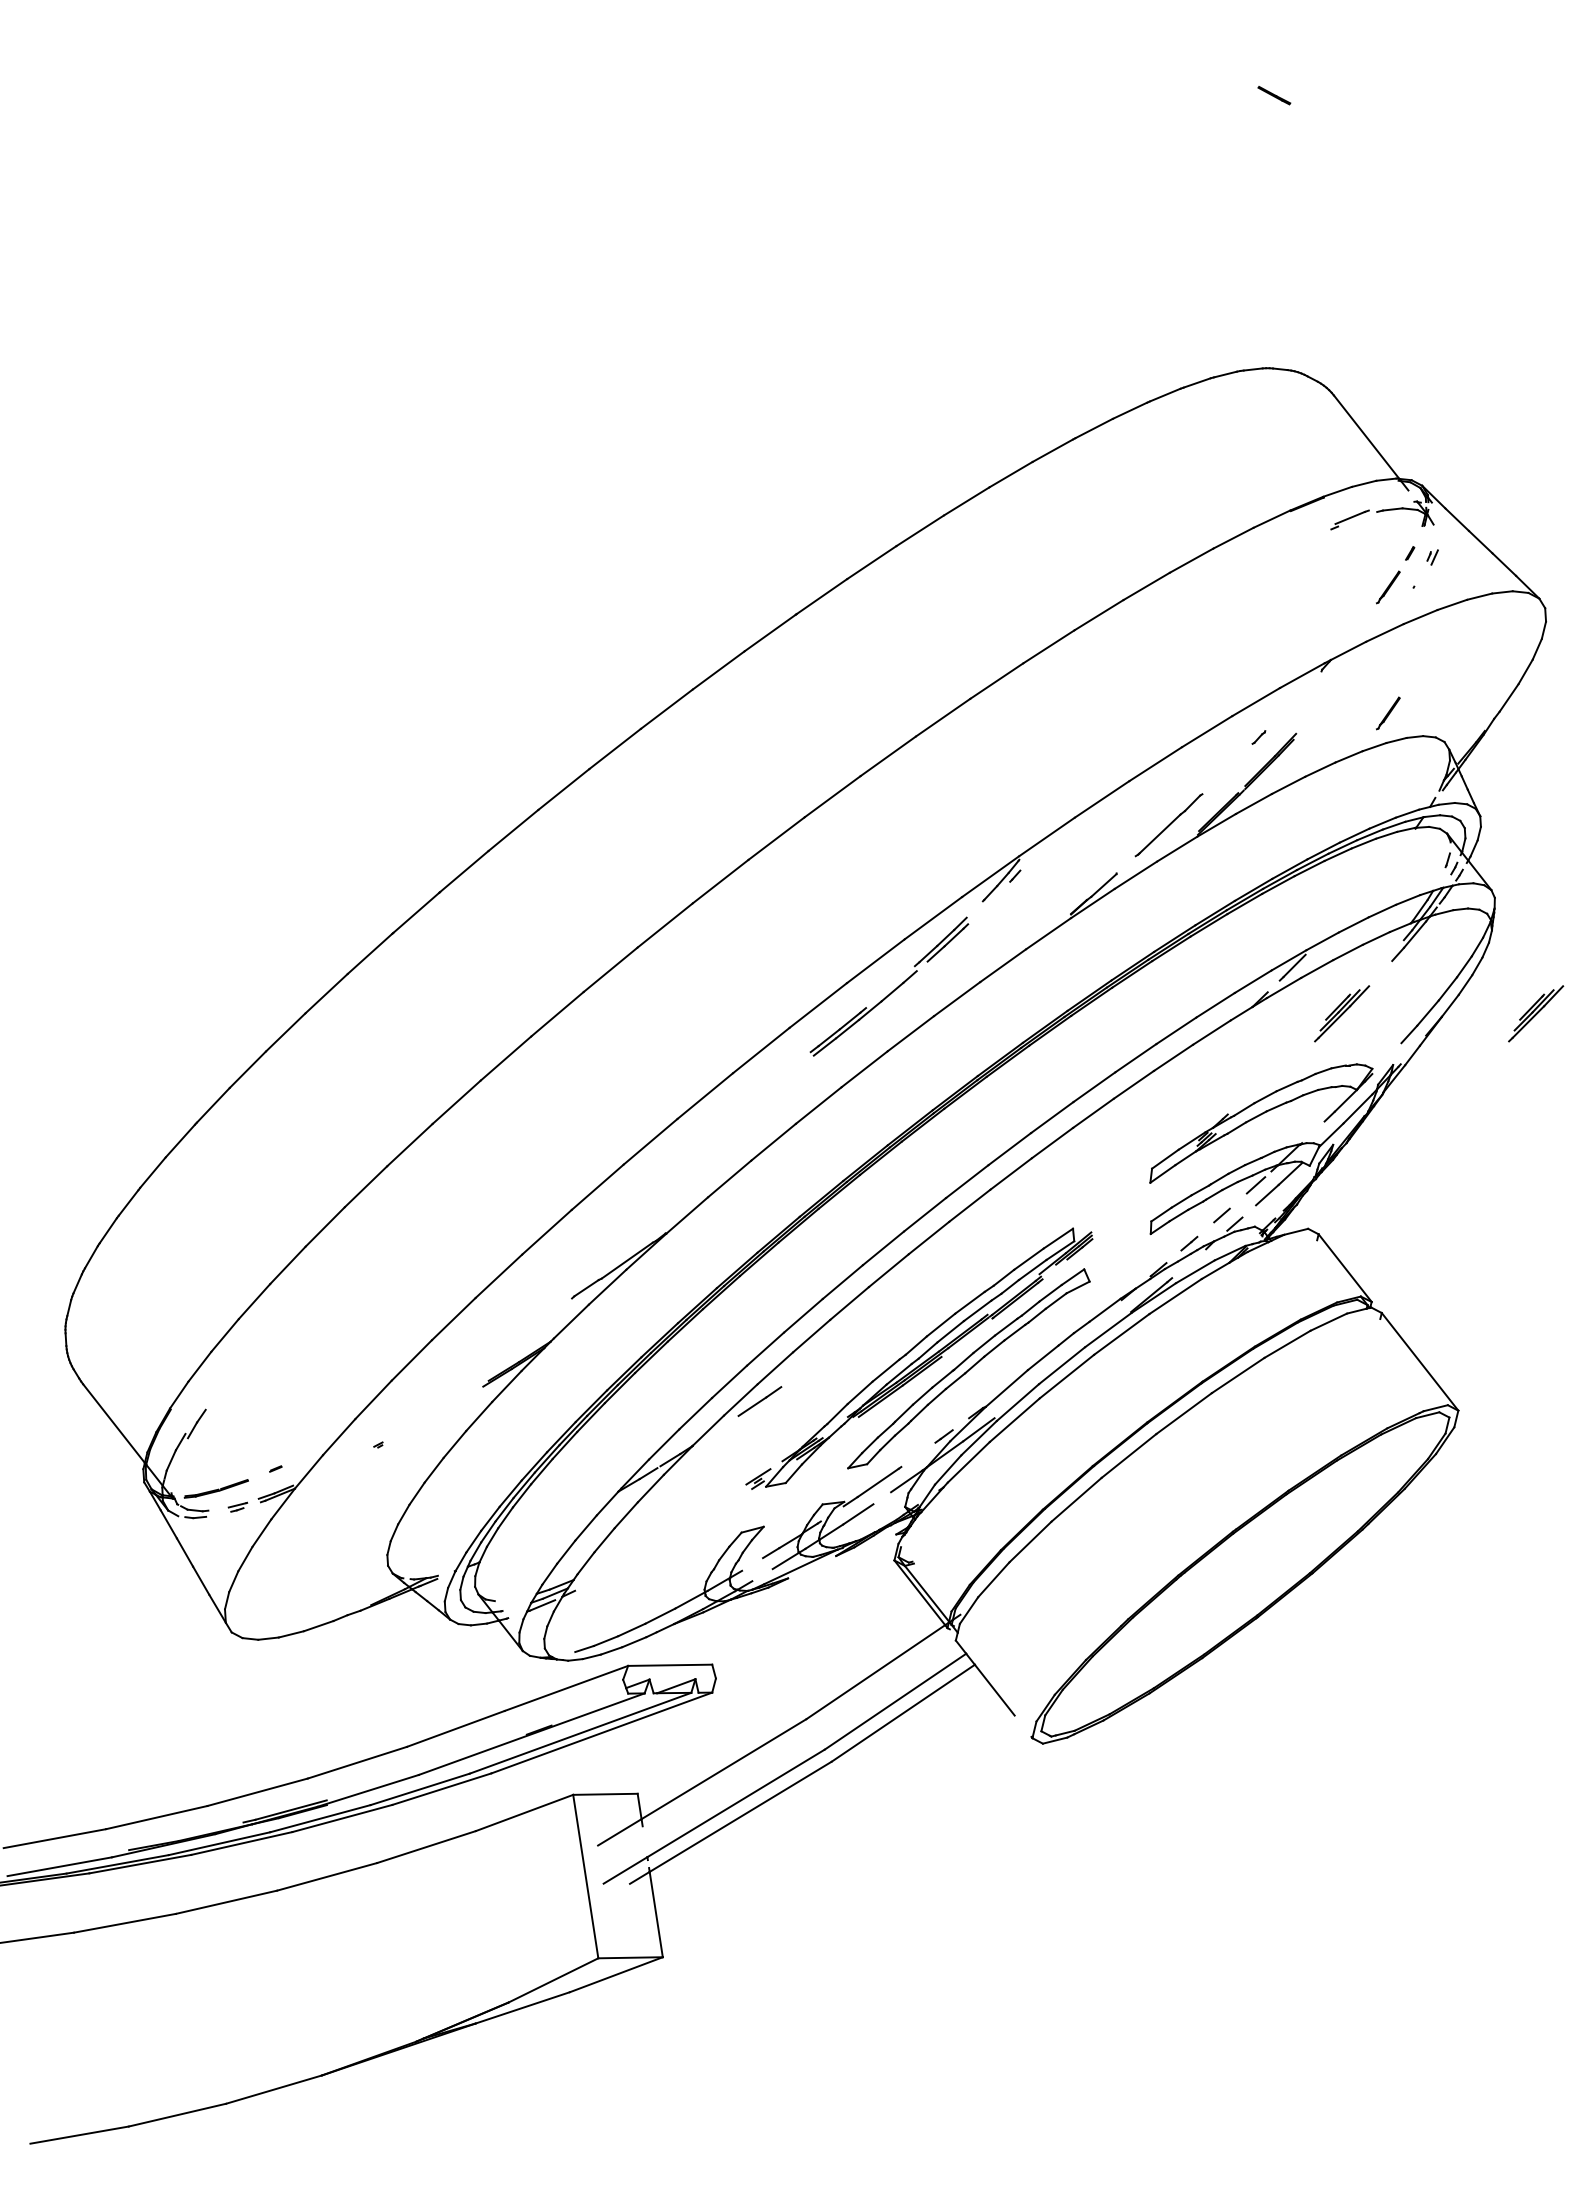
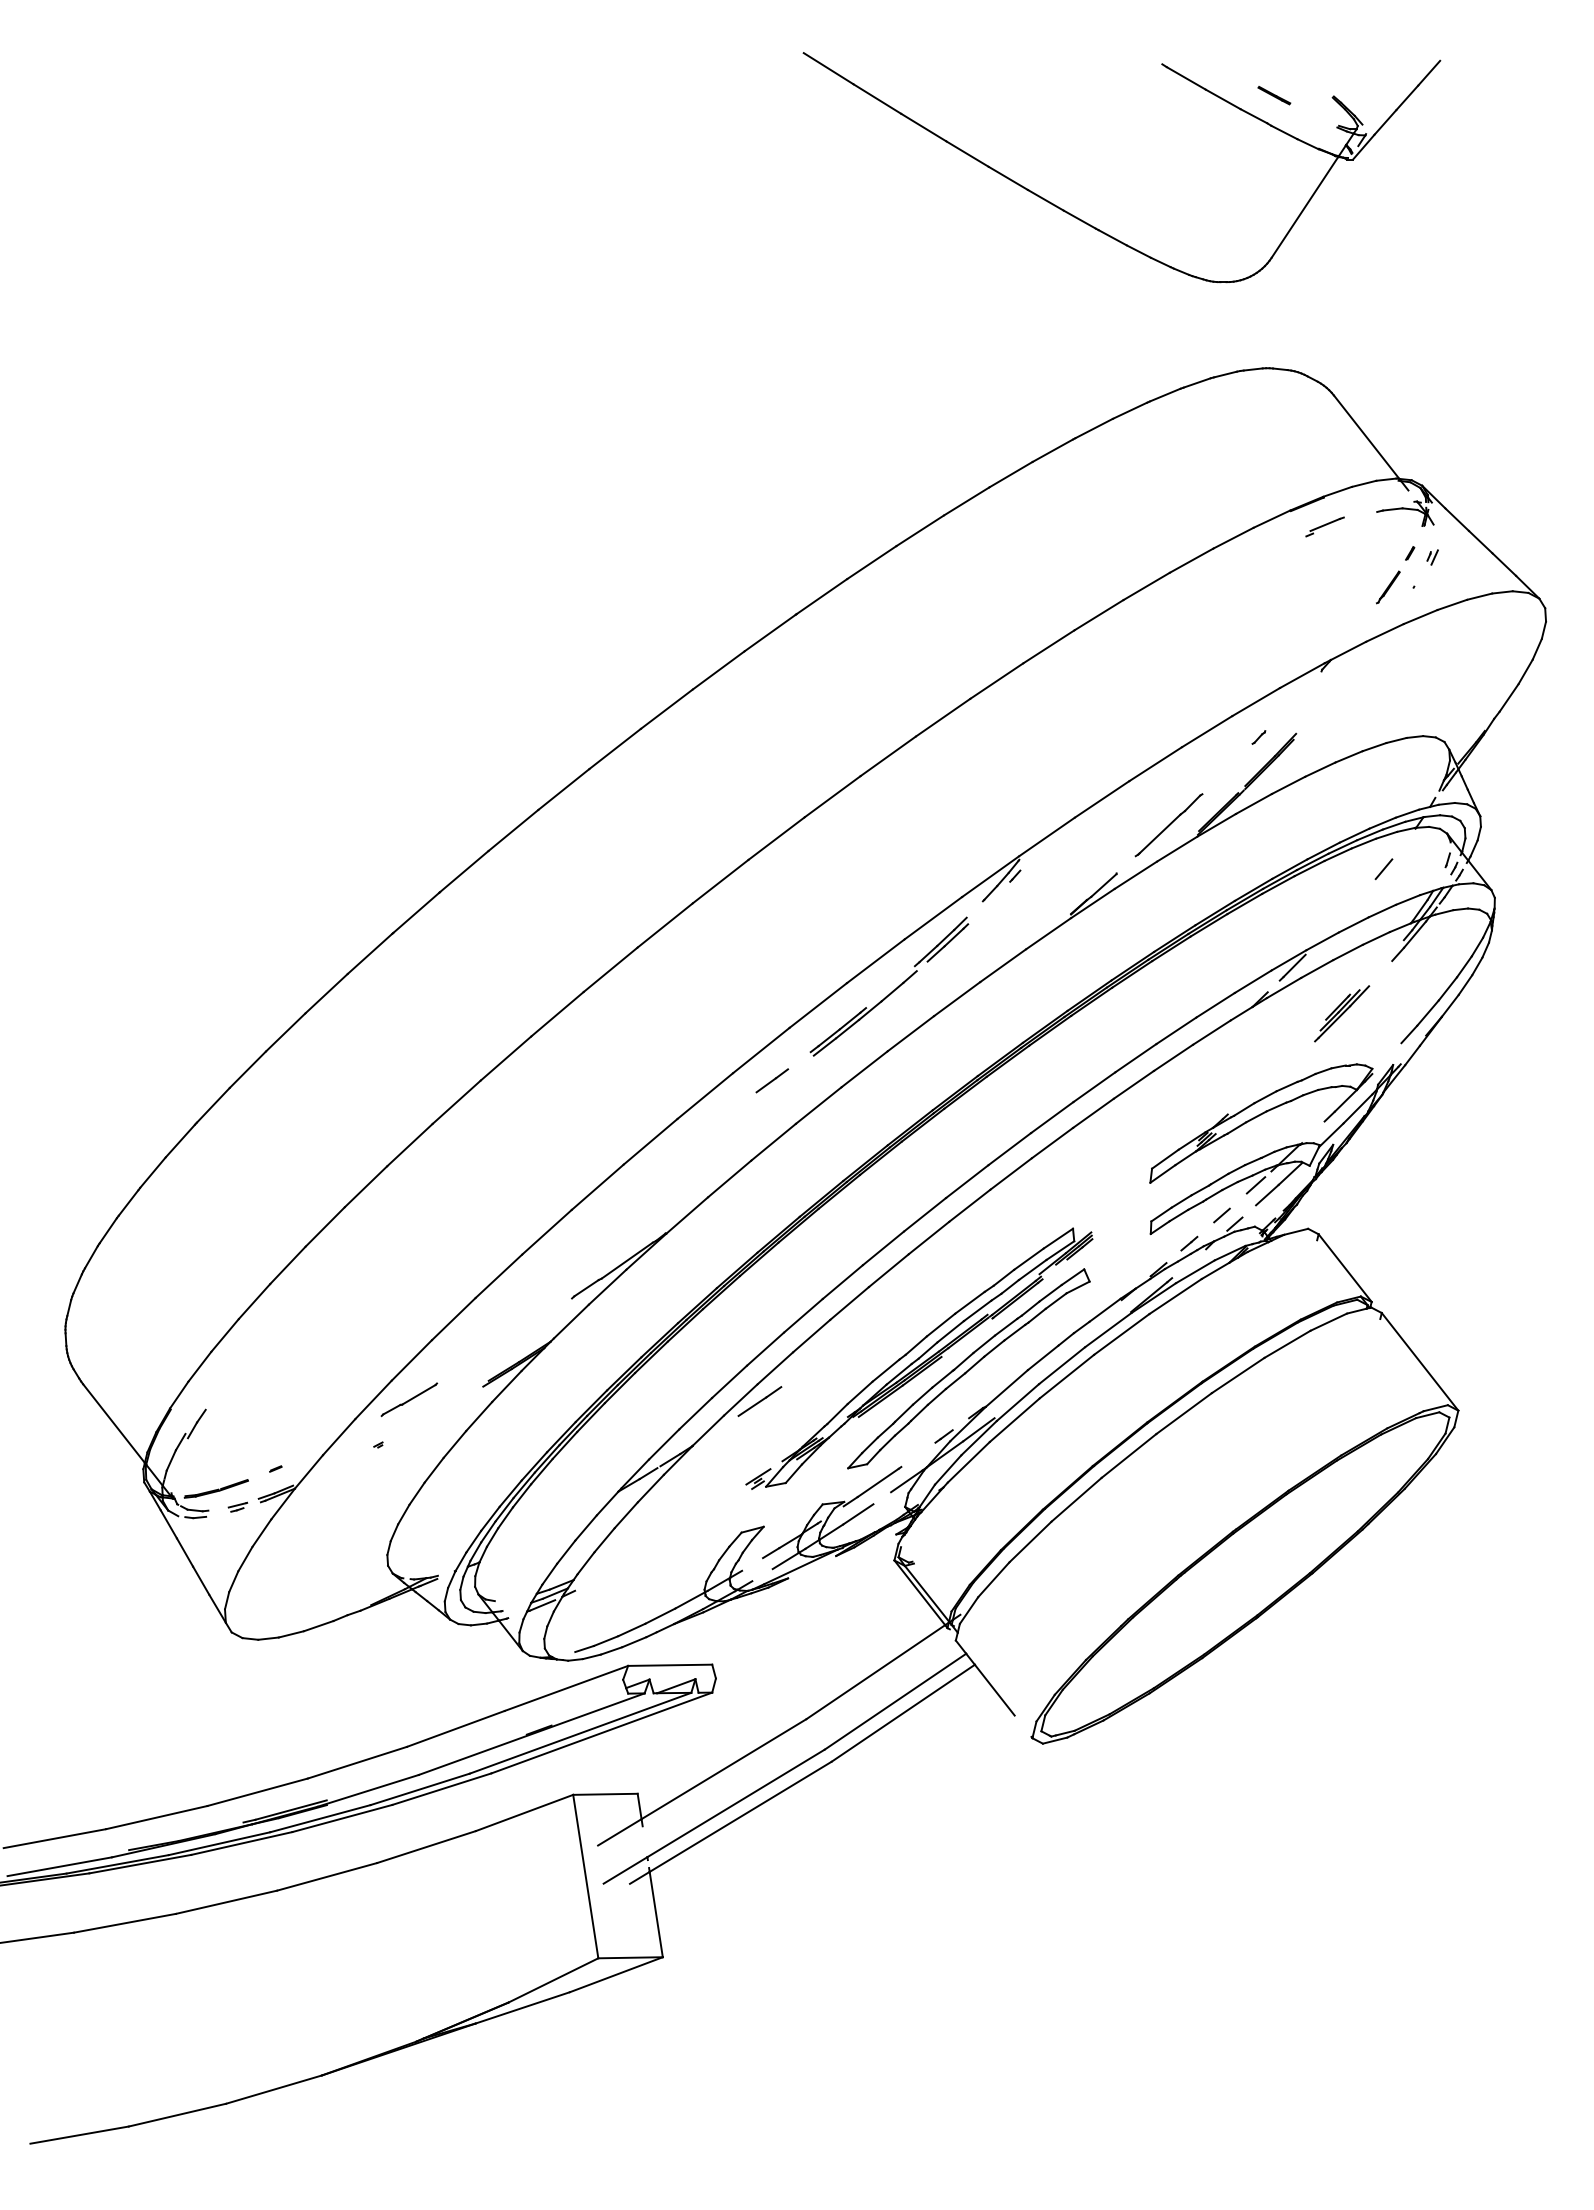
part: none -> present (1087, 222)
part position: (1349, 519) -> (1324, 526) (1324, 526)
line: present -> none (1388, 713)
line: none -> present (1383, 869)
part: present -> none (1536, 1013)
line: none -> present (772, 1080)
part: none -> present (409, 1399)
